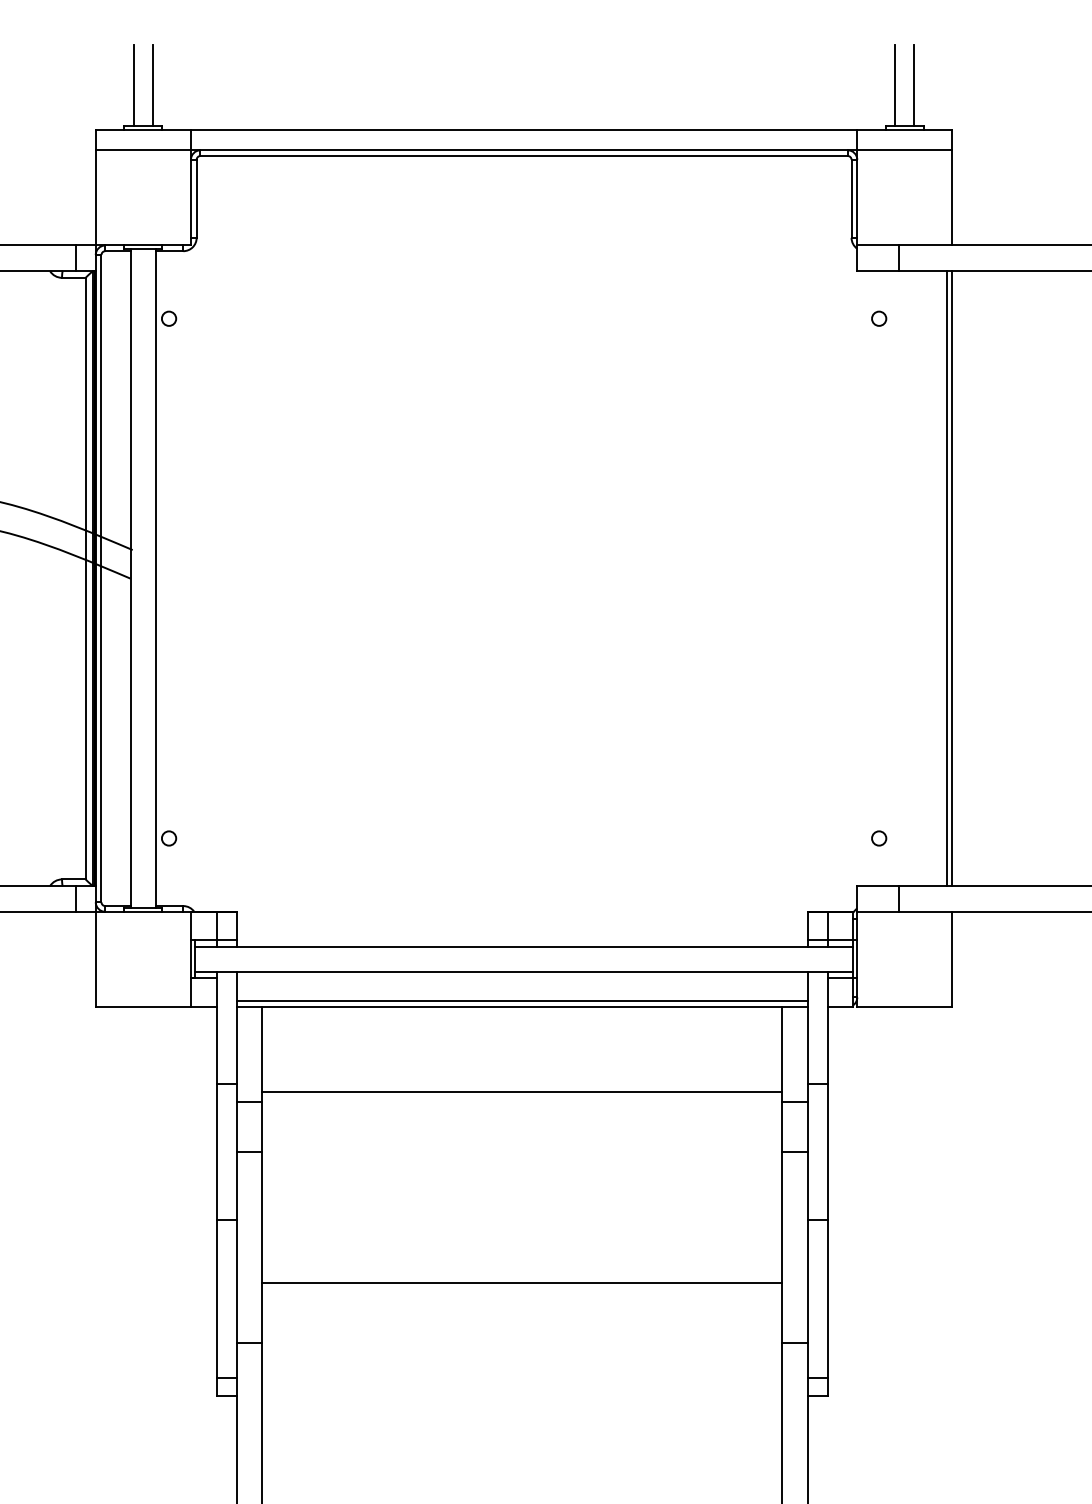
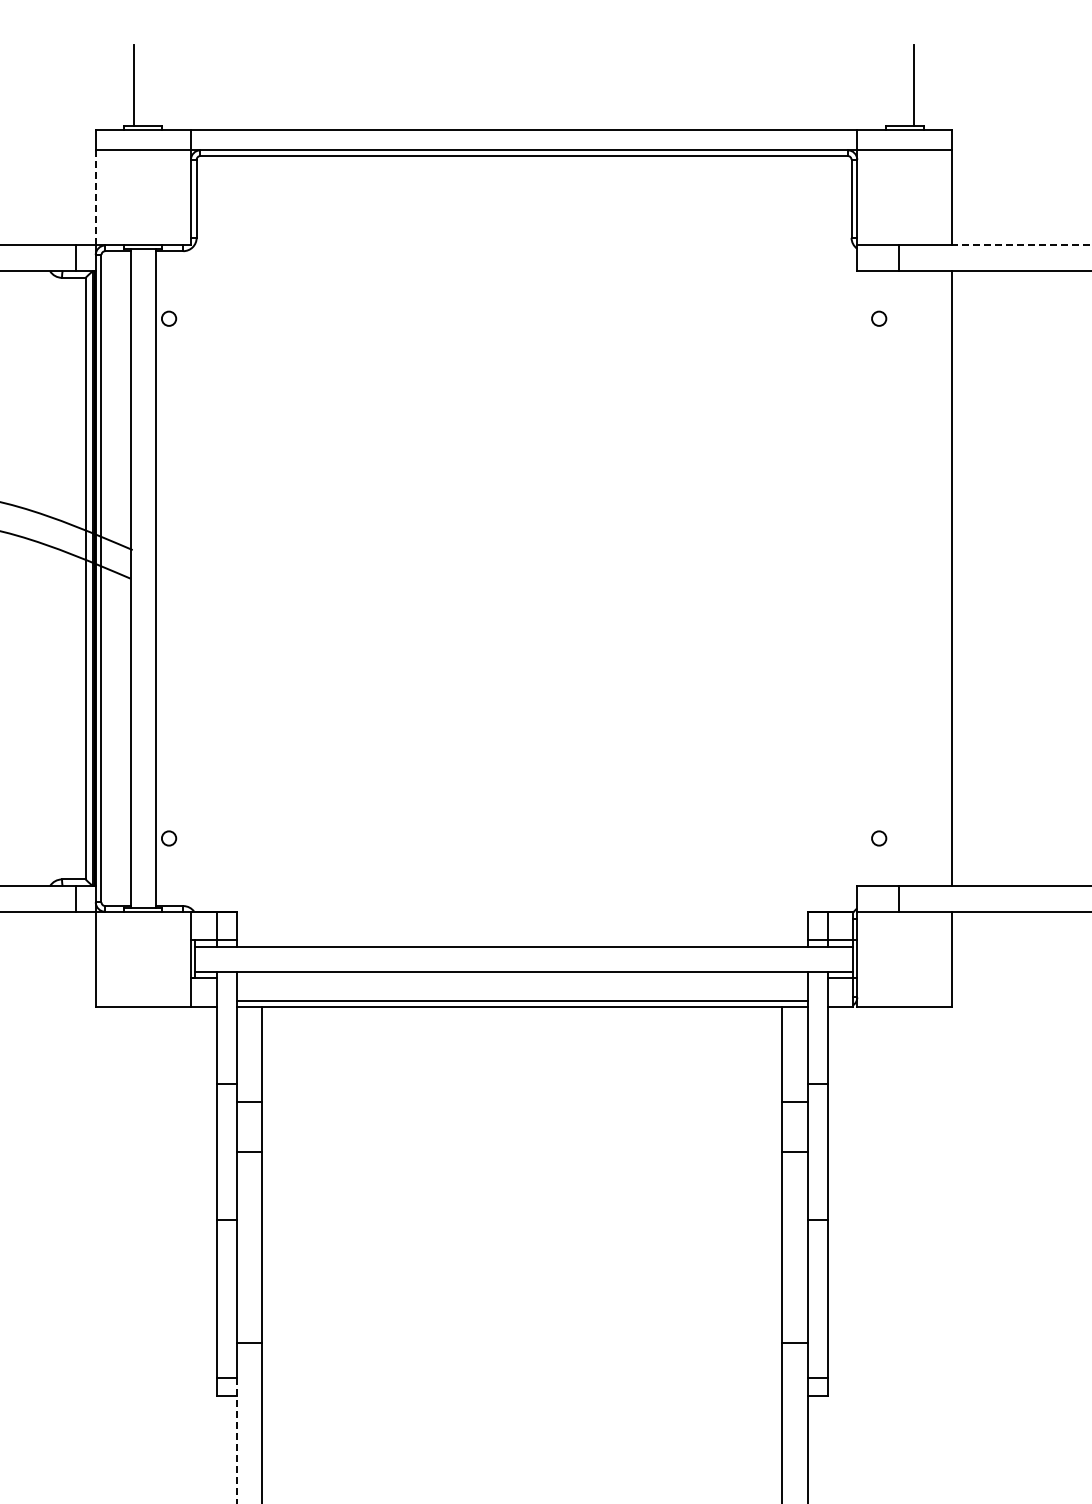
line: present -> none (152, 85)
line: present -> none (895, 85)
line: solid -> dashed (95, 197)
line: solid -> dashed (1021, 245)
line: present -> none (946, 578)
line: present -> none (522, 1092)
line: present -> none (522, 1283)
line: solid -> dashed (236, 1441)
